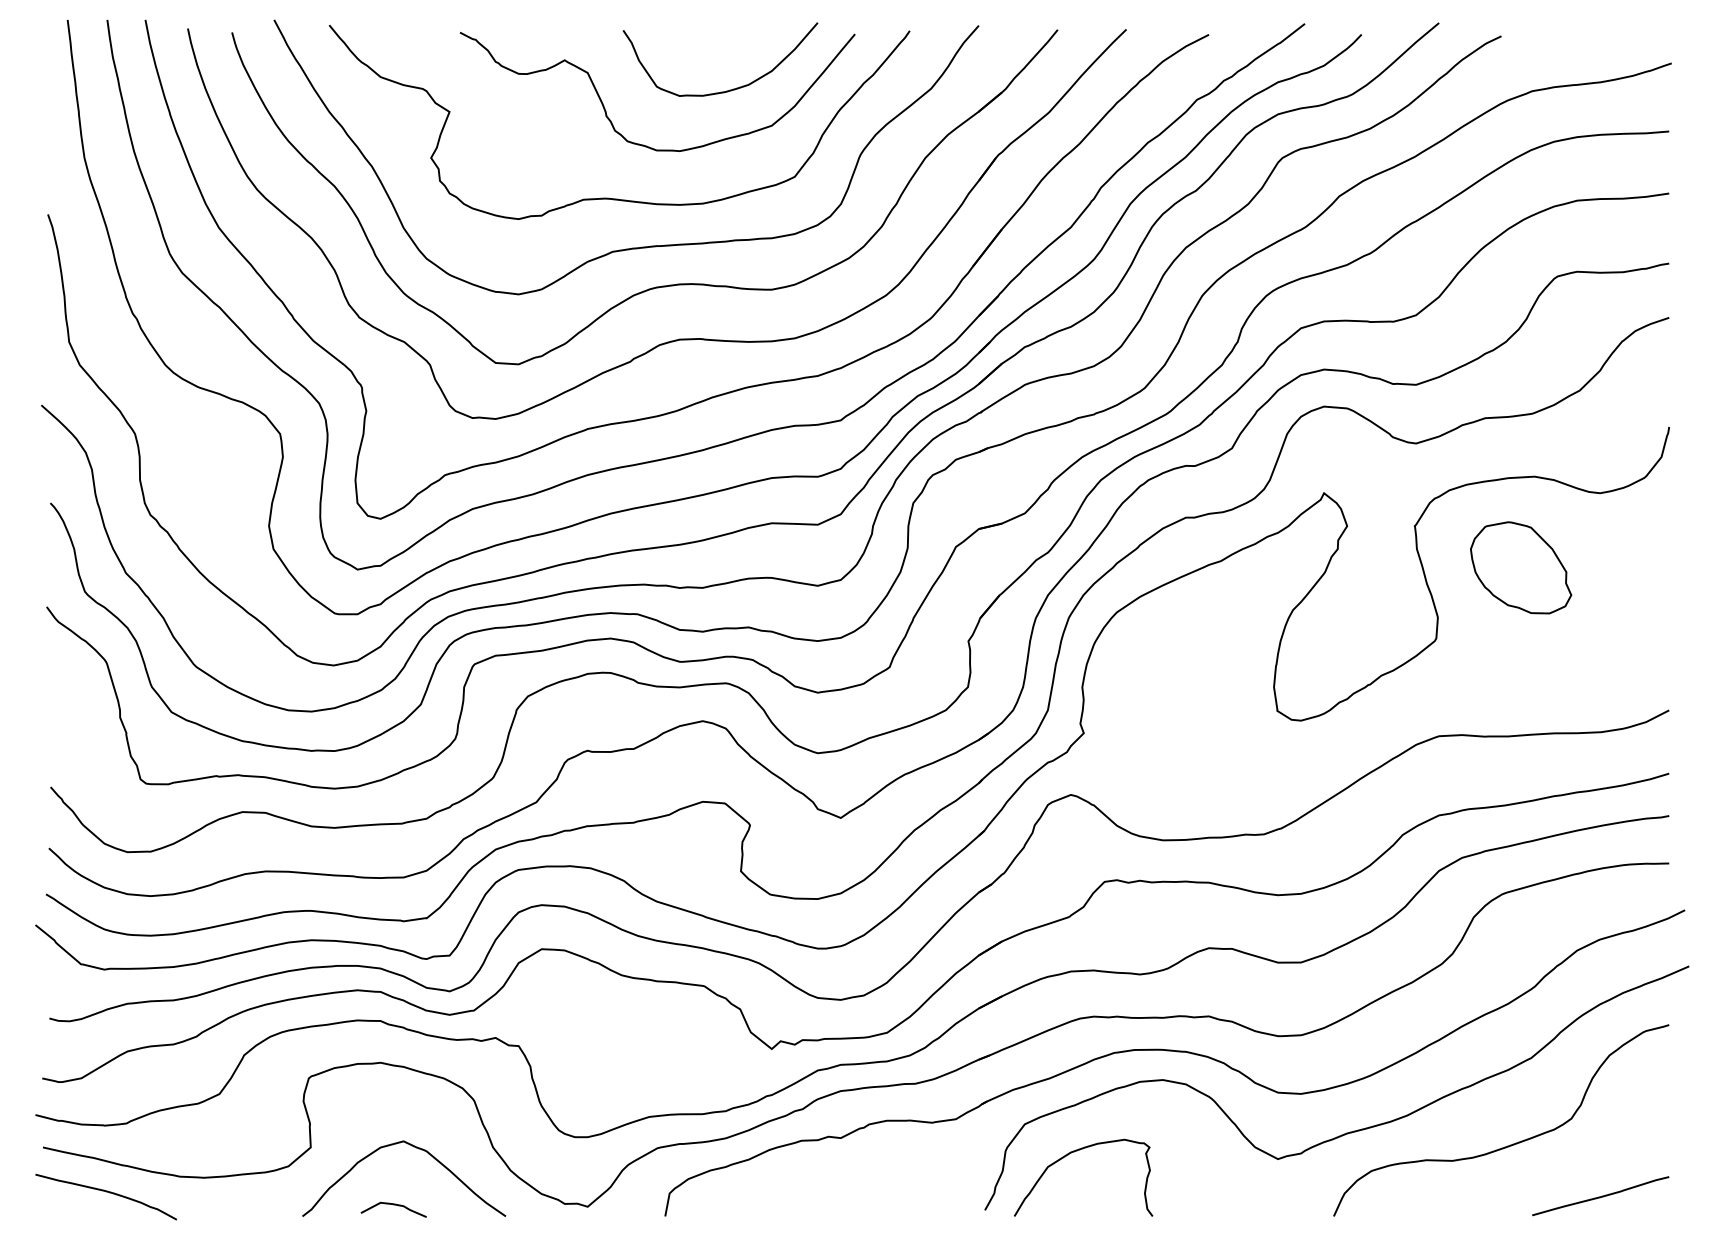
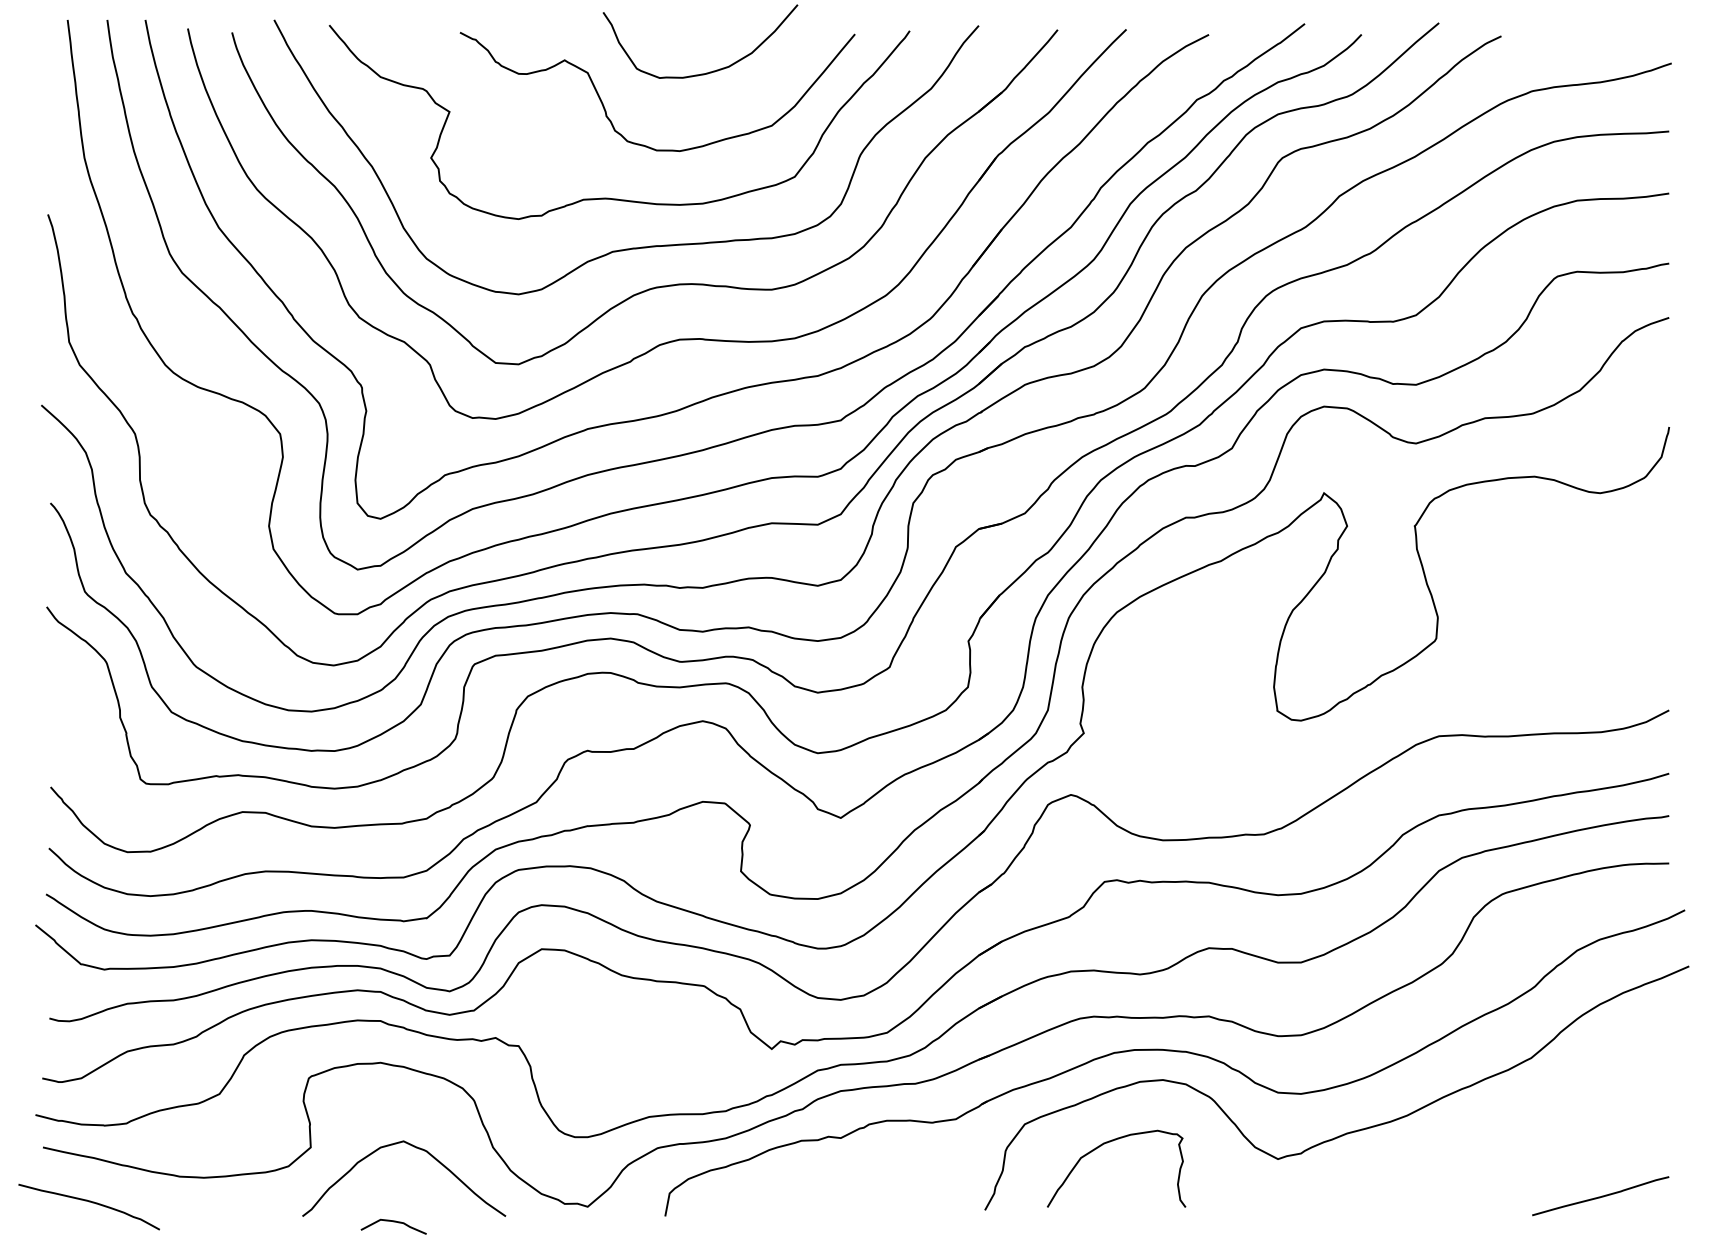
curve position: (729, 89) -> (709, 71) (709, 71)
part: present -> none (1521, 567)
curve: present -> none (1510, 1144)
curve position: (1074, 1152) -> (1107, 1143) (1107, 1143)
curve position: (106, 1192) -> (89, 1202) (89, 1202)
curve position: (393, 1205) -> (393, 1222) (393, 1222)
